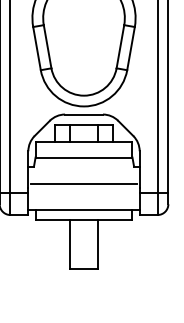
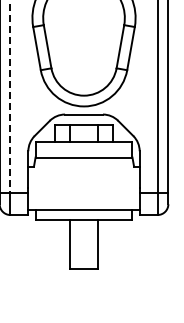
line: solid -> dashed (10, 96)
line: present -> none (83, 183)
